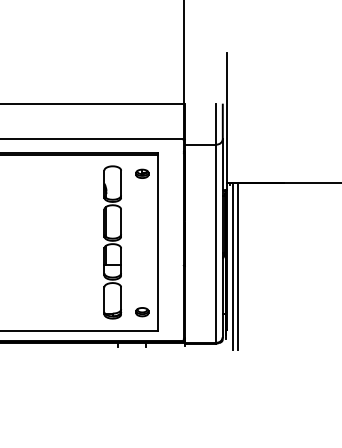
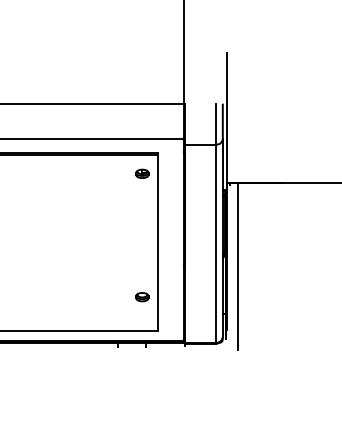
part: present -> none (112, 242)
line: present -> none (233, 265)
part position: (142, 312) -> (142, 297) (142, 297)
